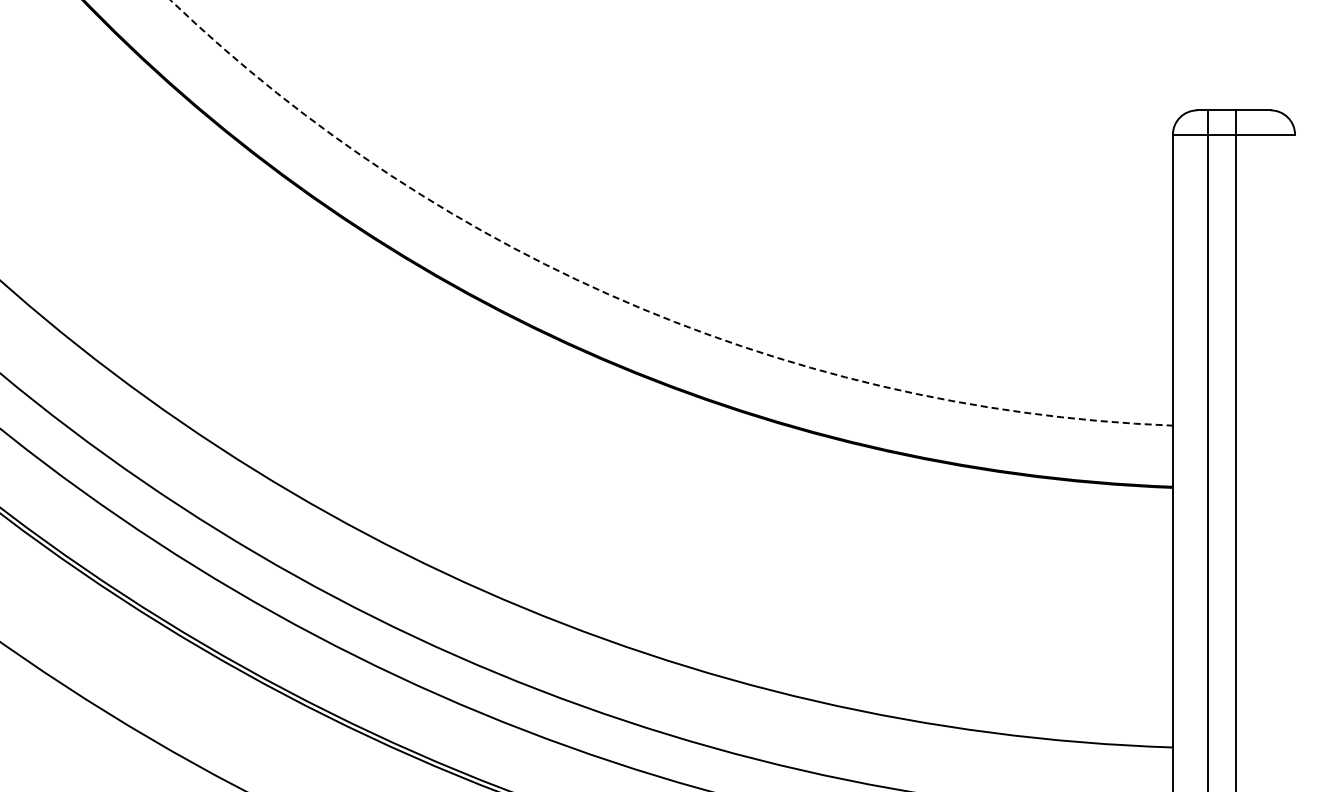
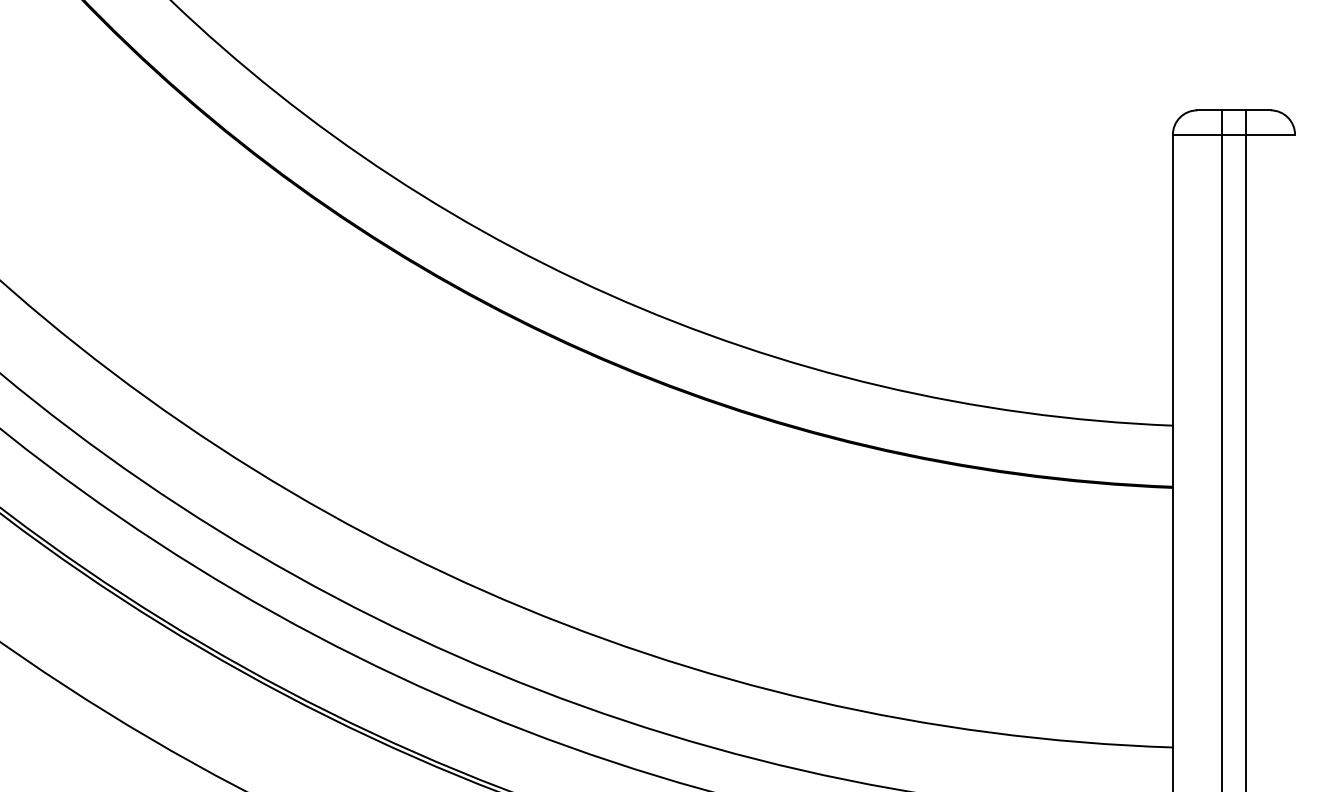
arc: dashed -> solid (630, 303)
line position: (1207, 449) -> (1221, 449) (1221, 449)
line position: (1236, 449) -> (1246, 449) (1246, 449)
